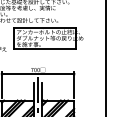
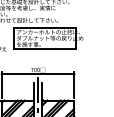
line: present -> none (105, 57)
